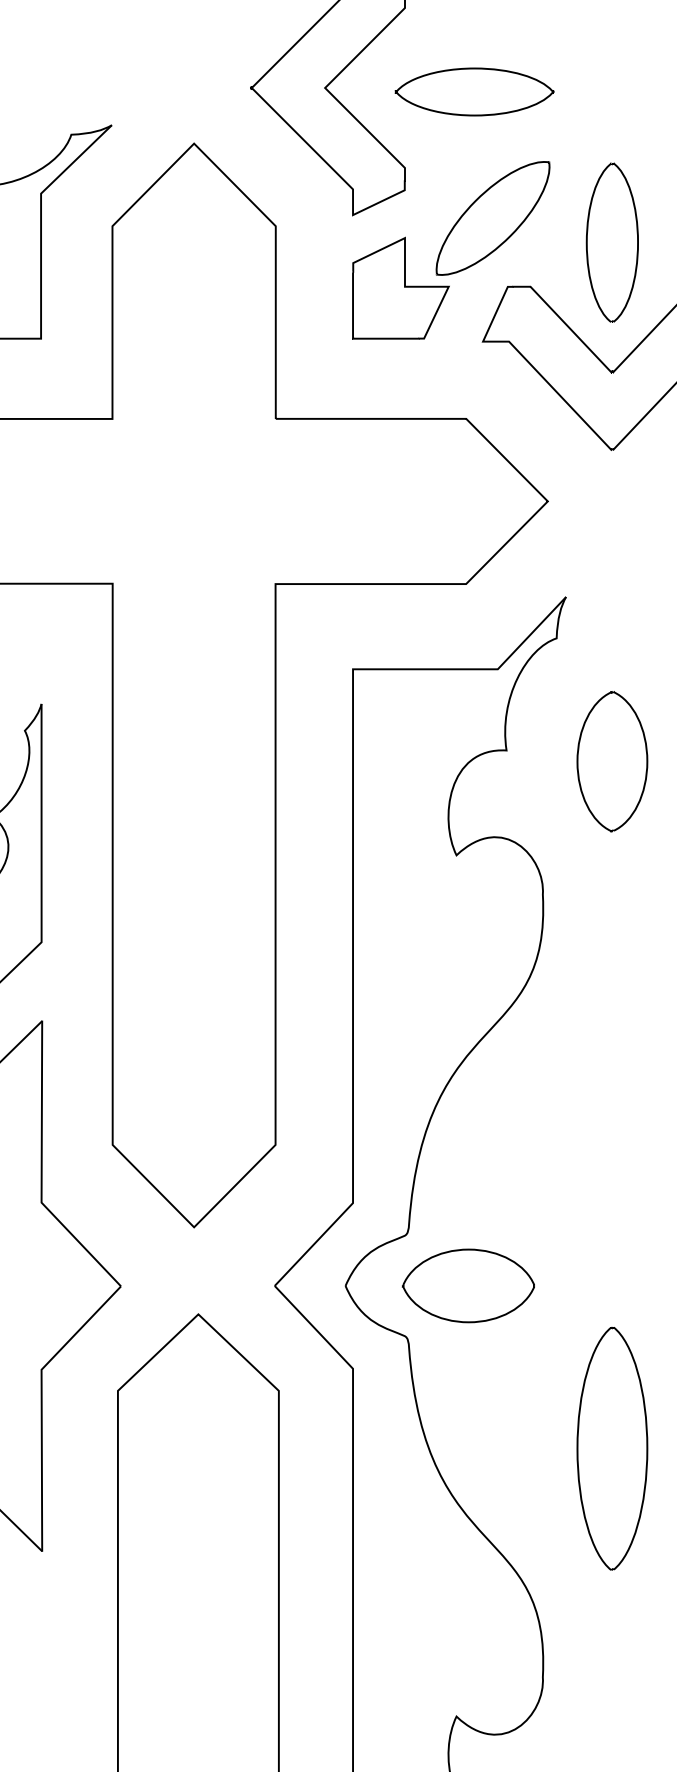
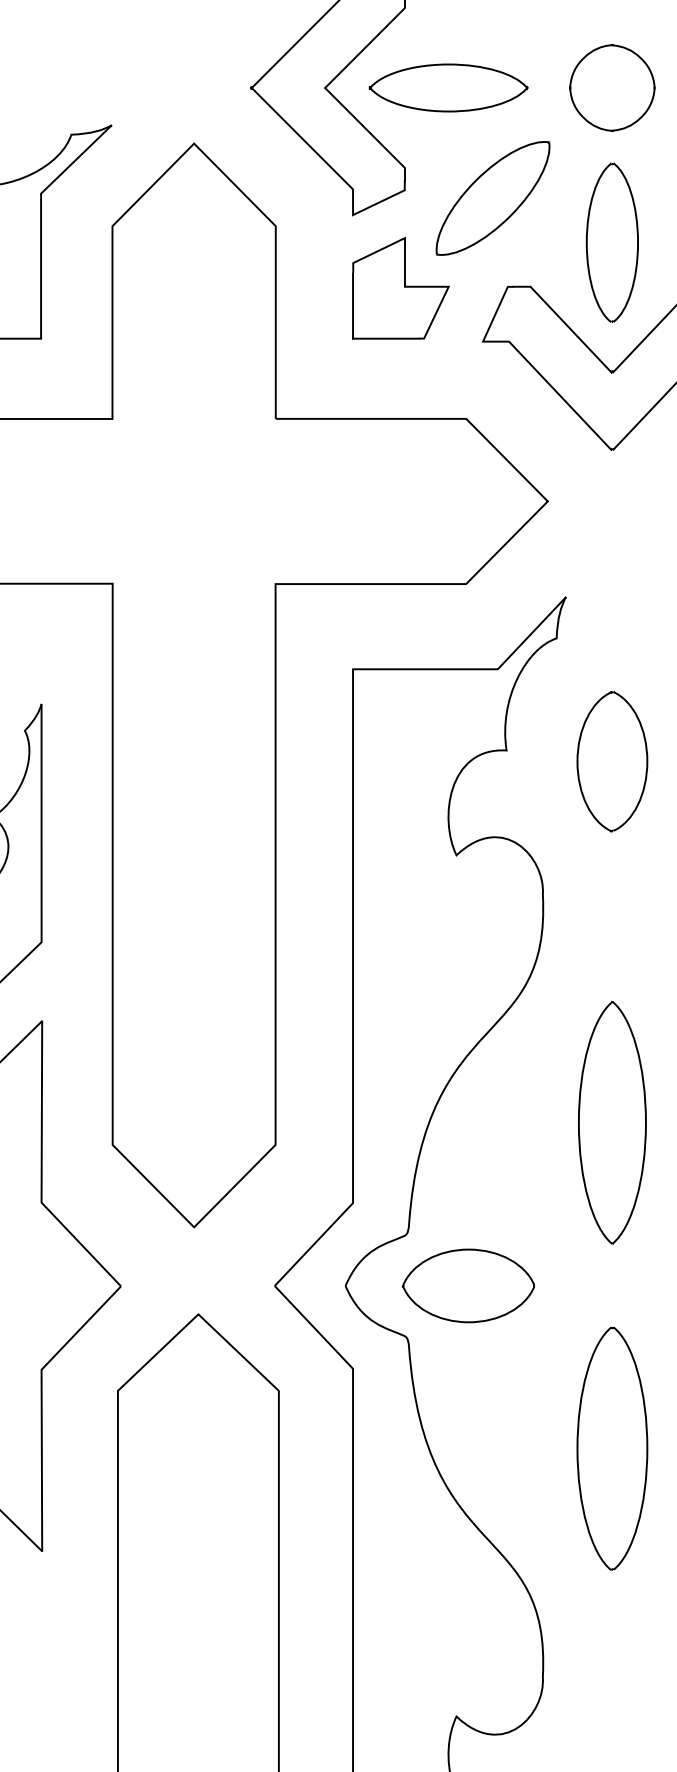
part: none -> present (612, 87)
part position: (474, 91) -> (448, 87) (448, 87)
part position: (492, 218) -> (492, 198) (492, 198)
part: none -> present (612, 1122)
